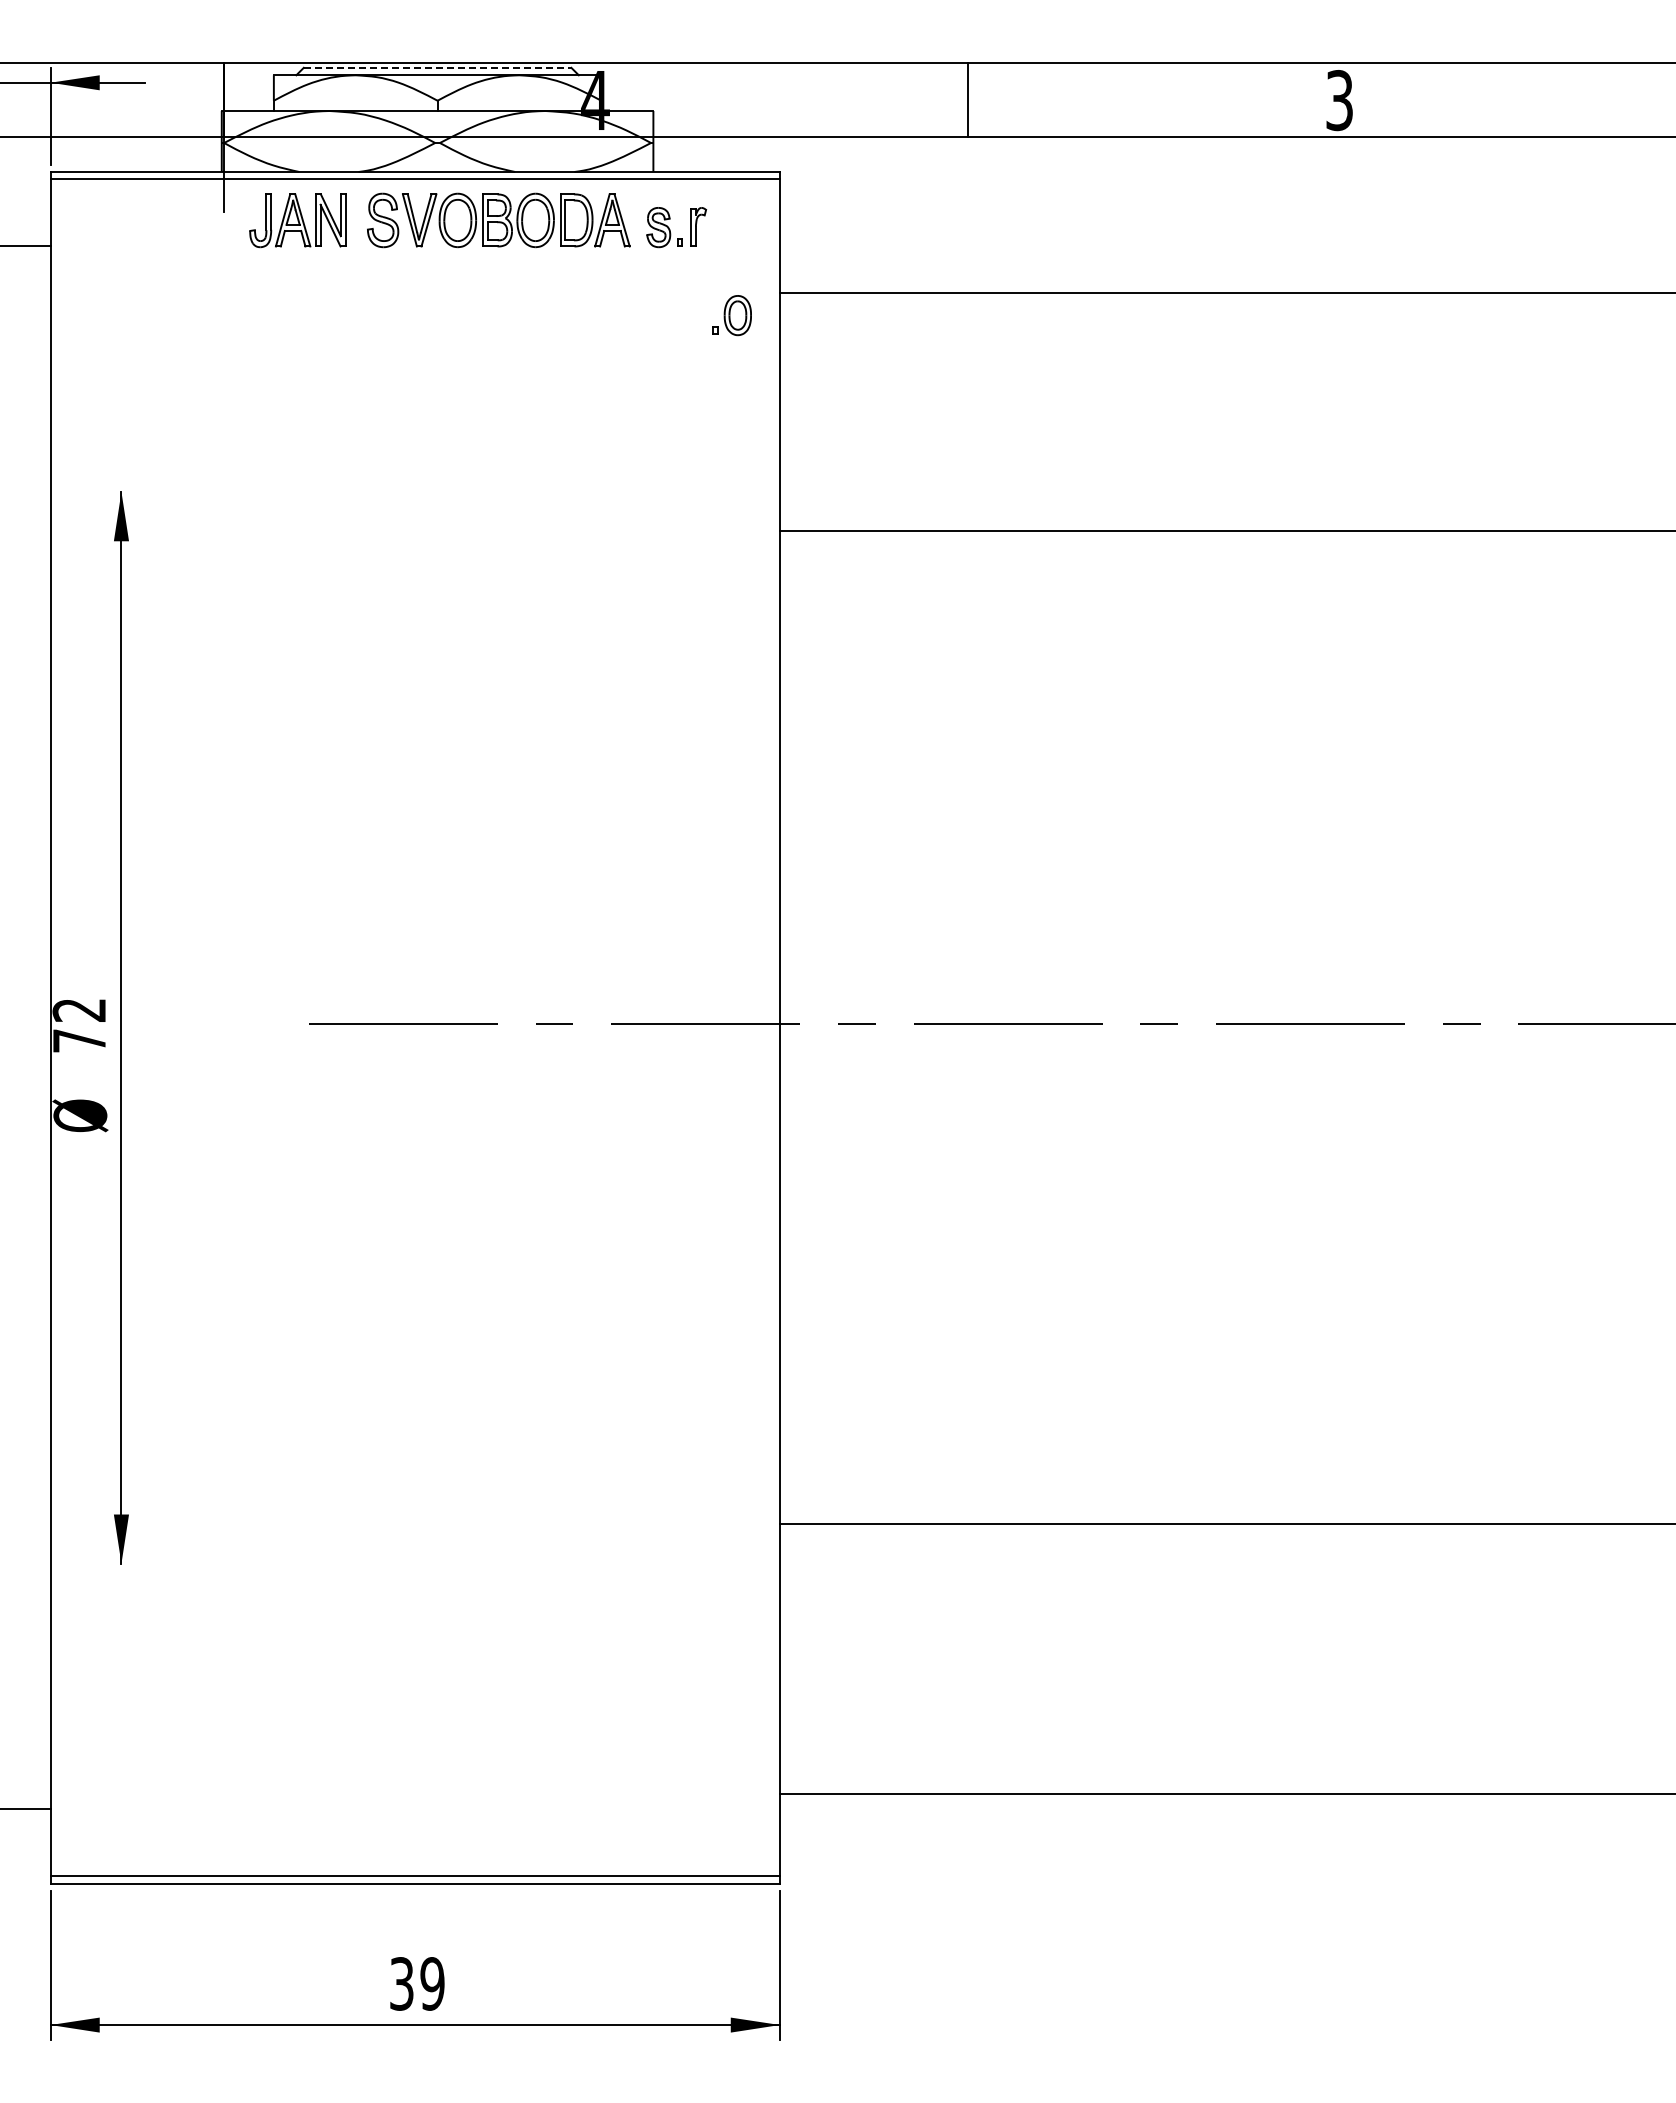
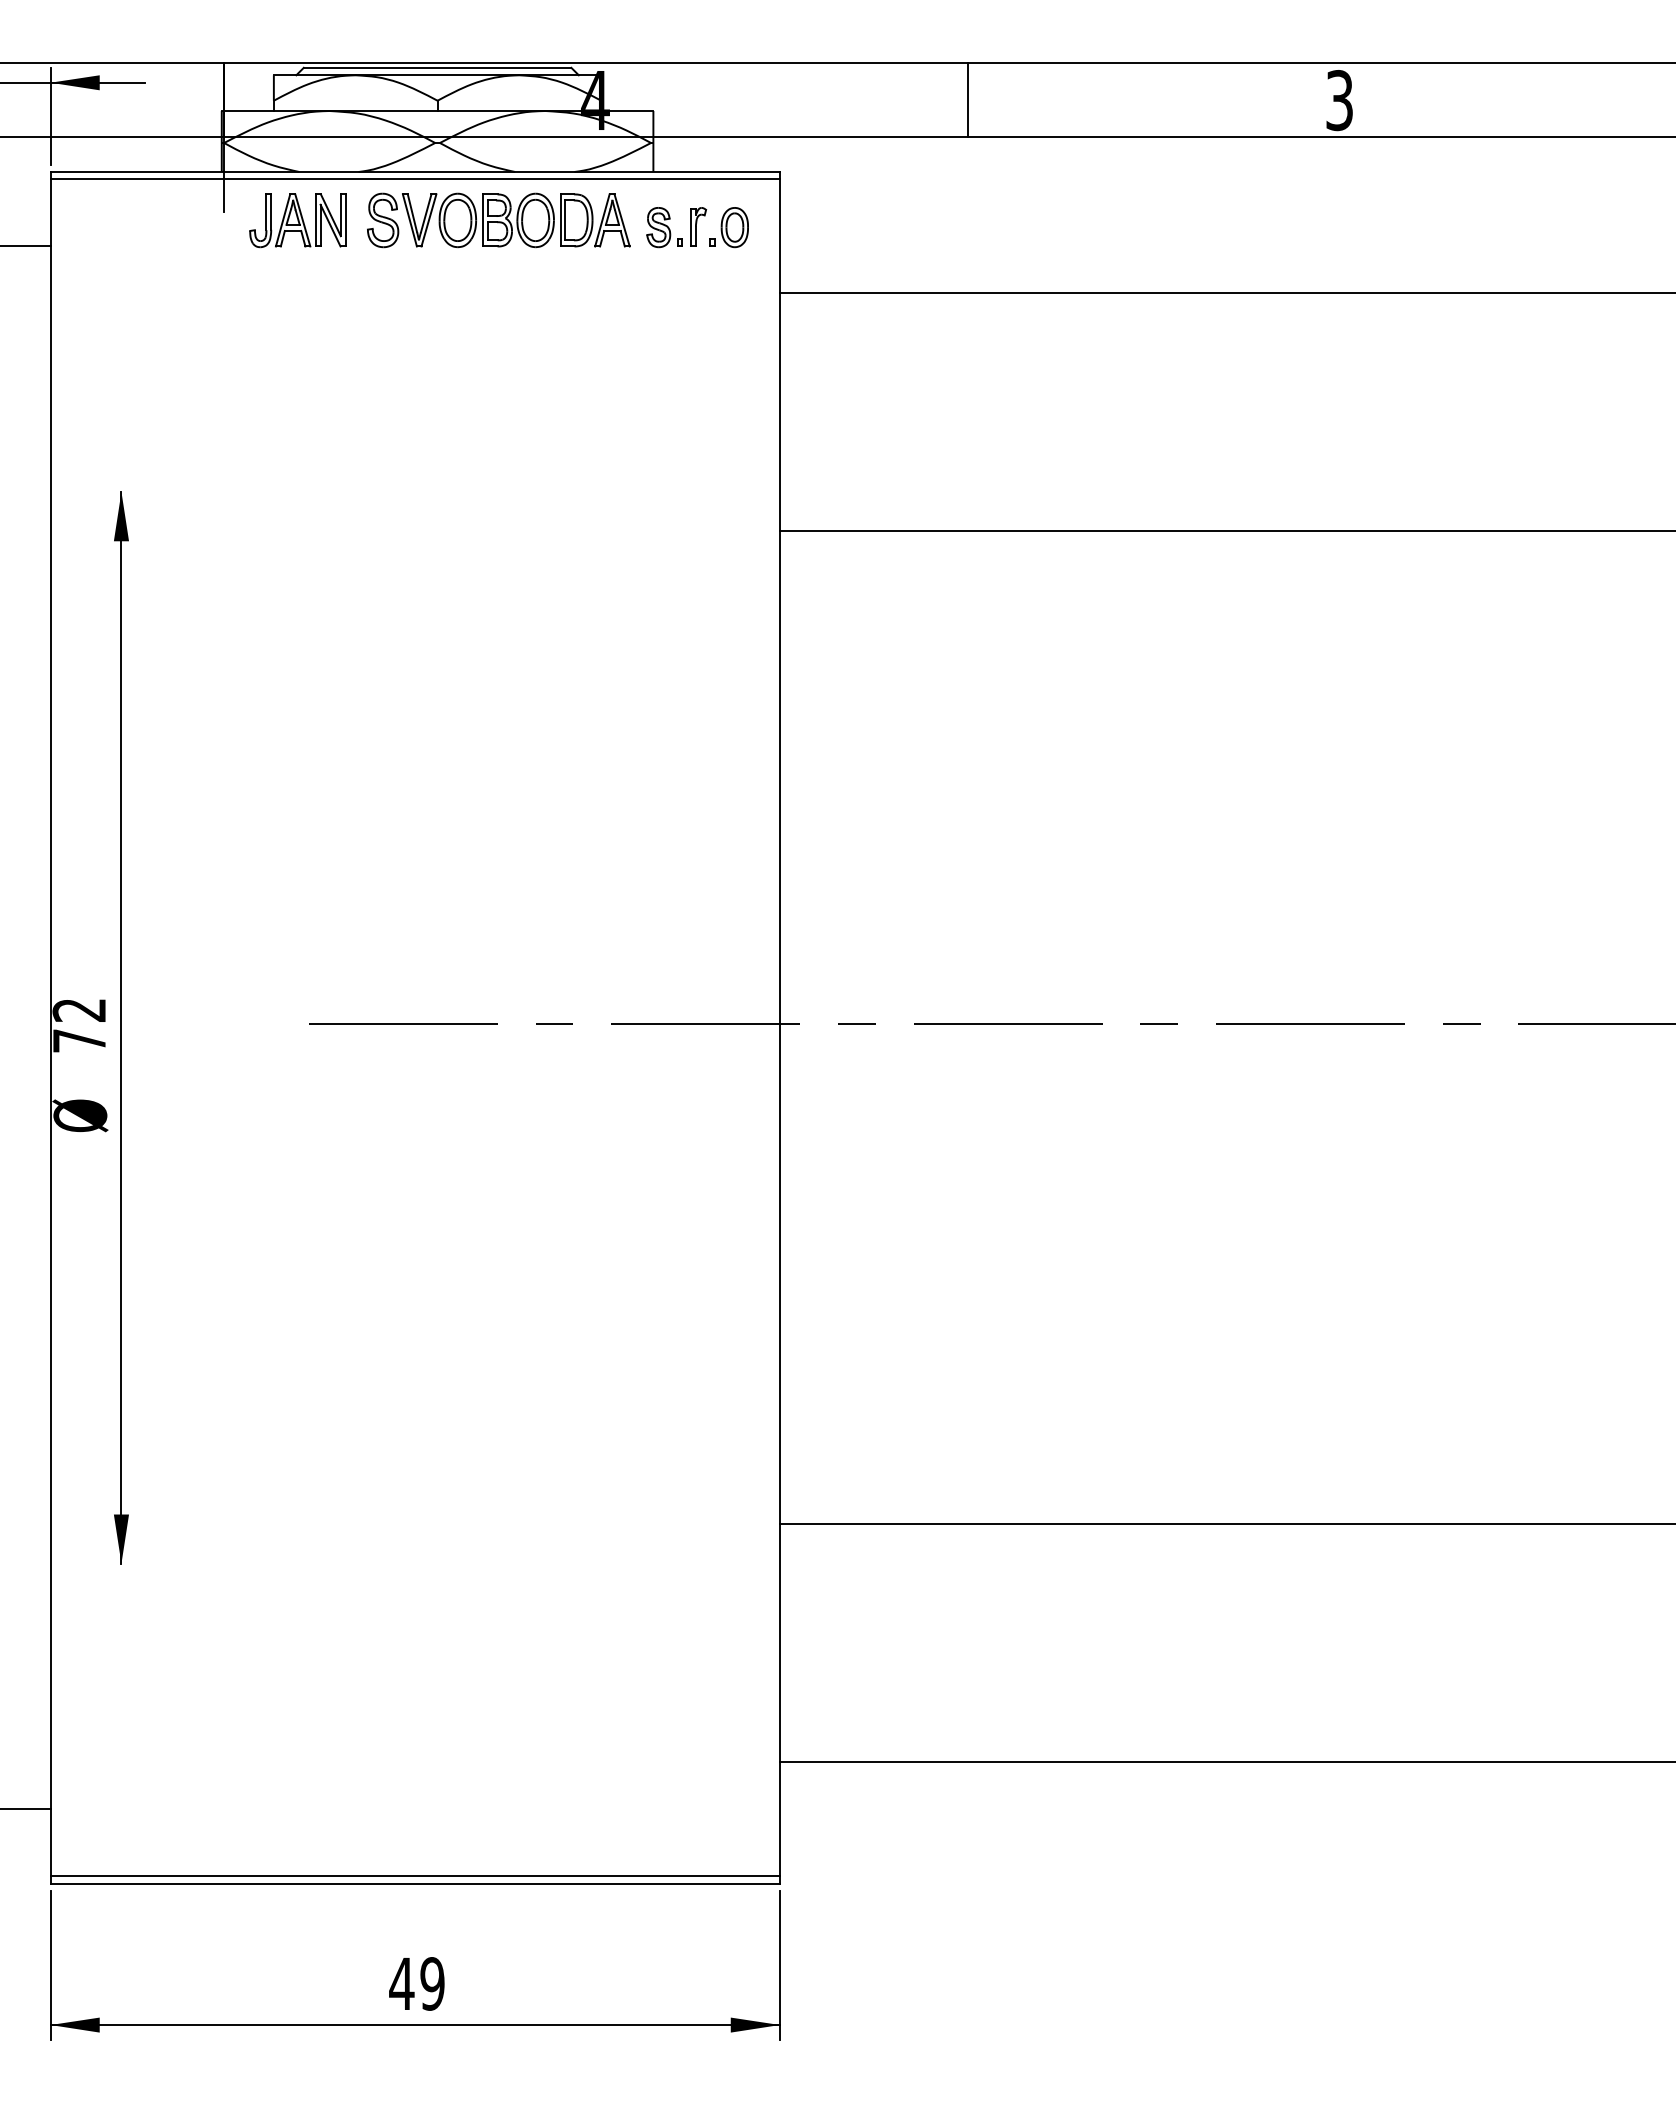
line: dashed -> solid (437, 67)
part position: (731, 315) -> (728, 227) (728, 227)
line position: (1225, 1794) -> (1225, 1762) (1225, 1762)
text: 39 -> 49 (401, 1983)
